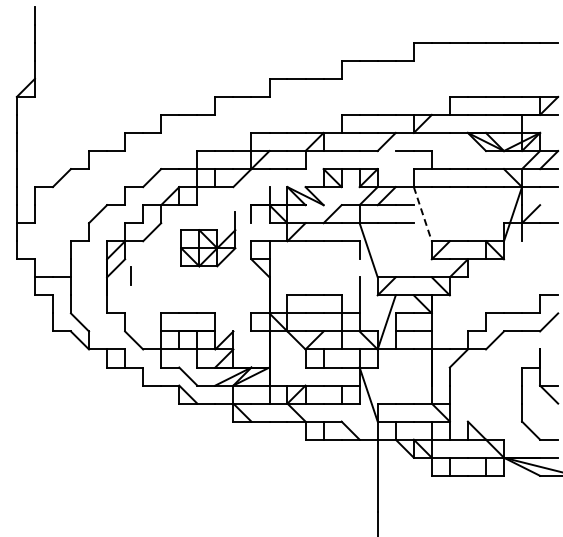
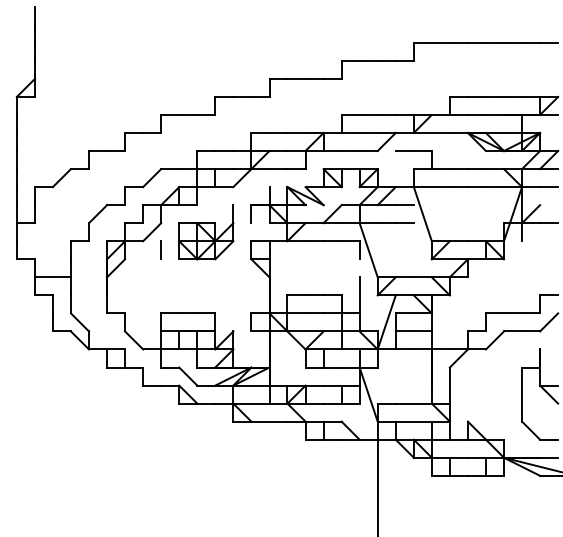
line: dashed -> solid (422, 214)
part position: (208, 239) -> (206, 232) (206, 232)
line position: (130, 275) -> (160, 249) (160, 249)
